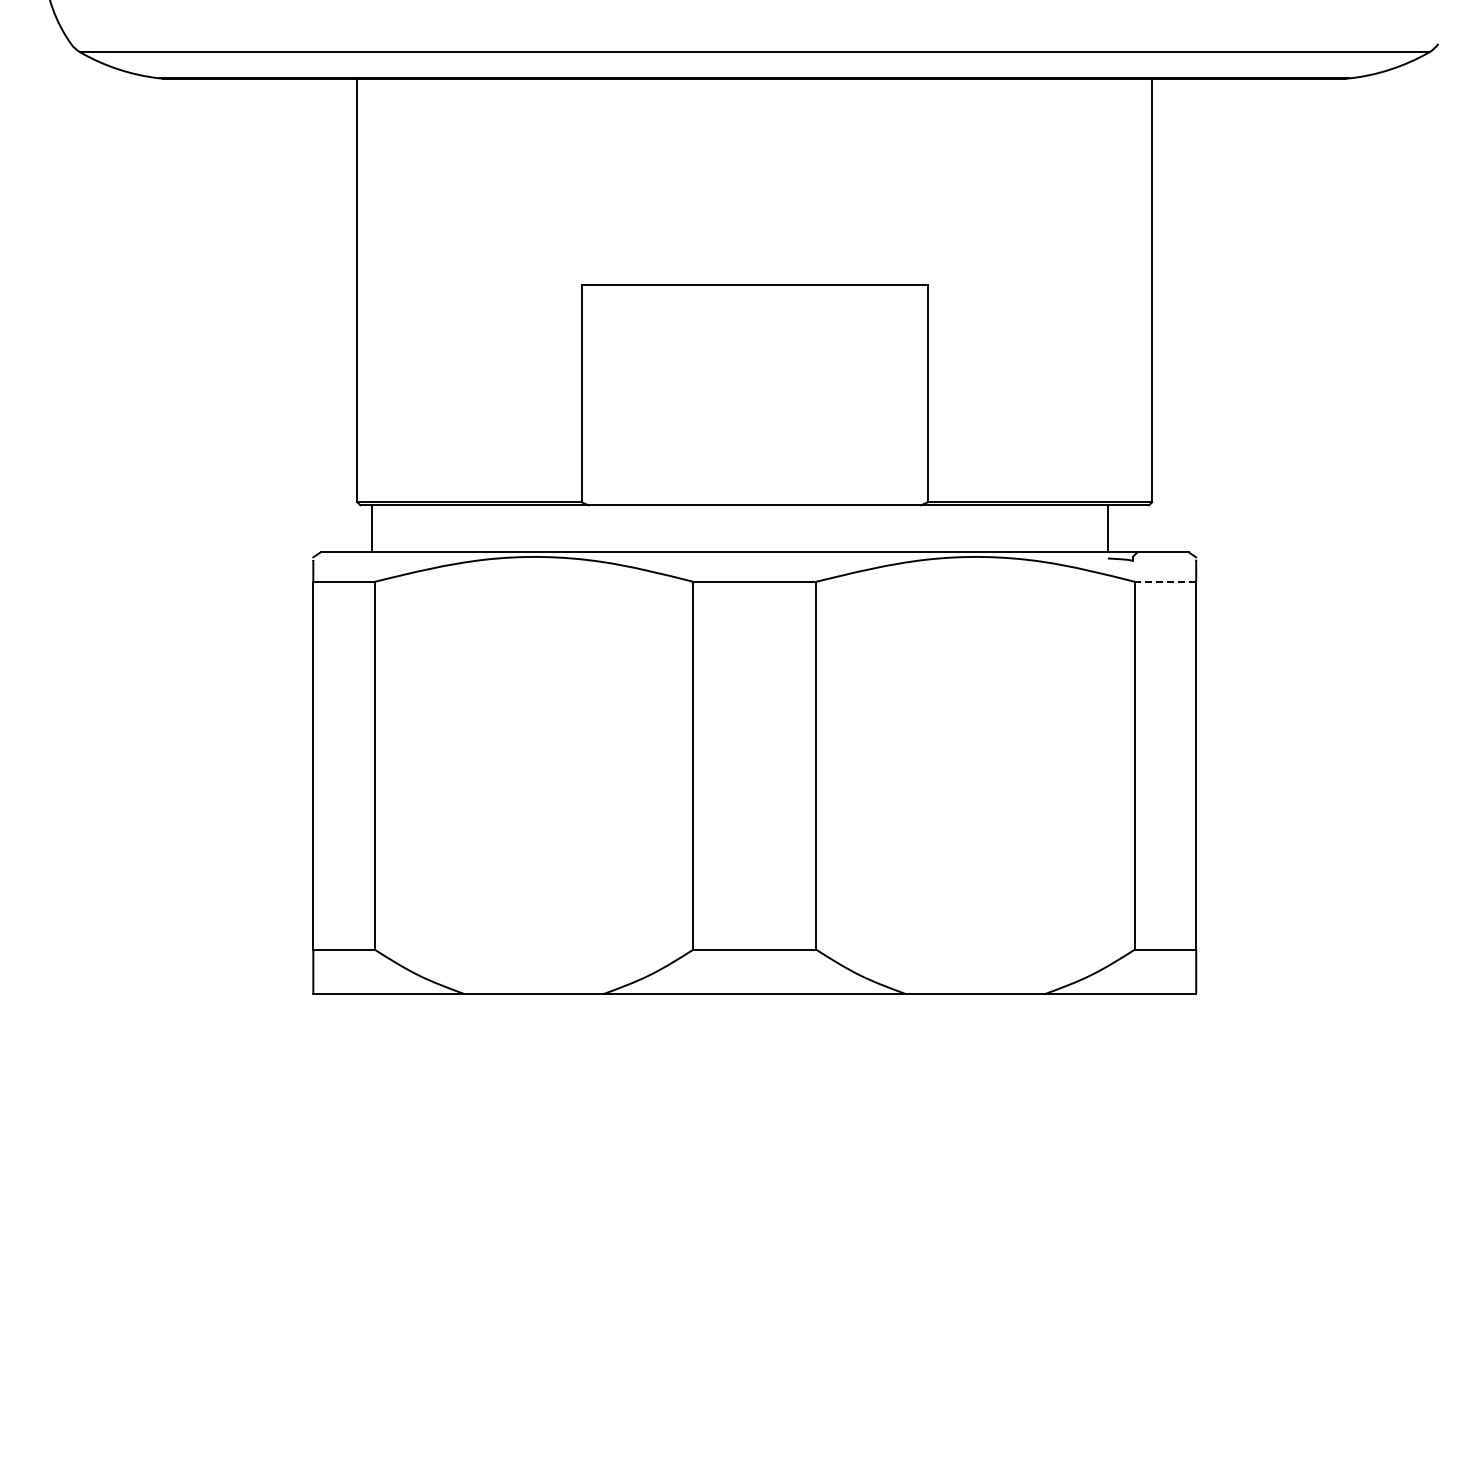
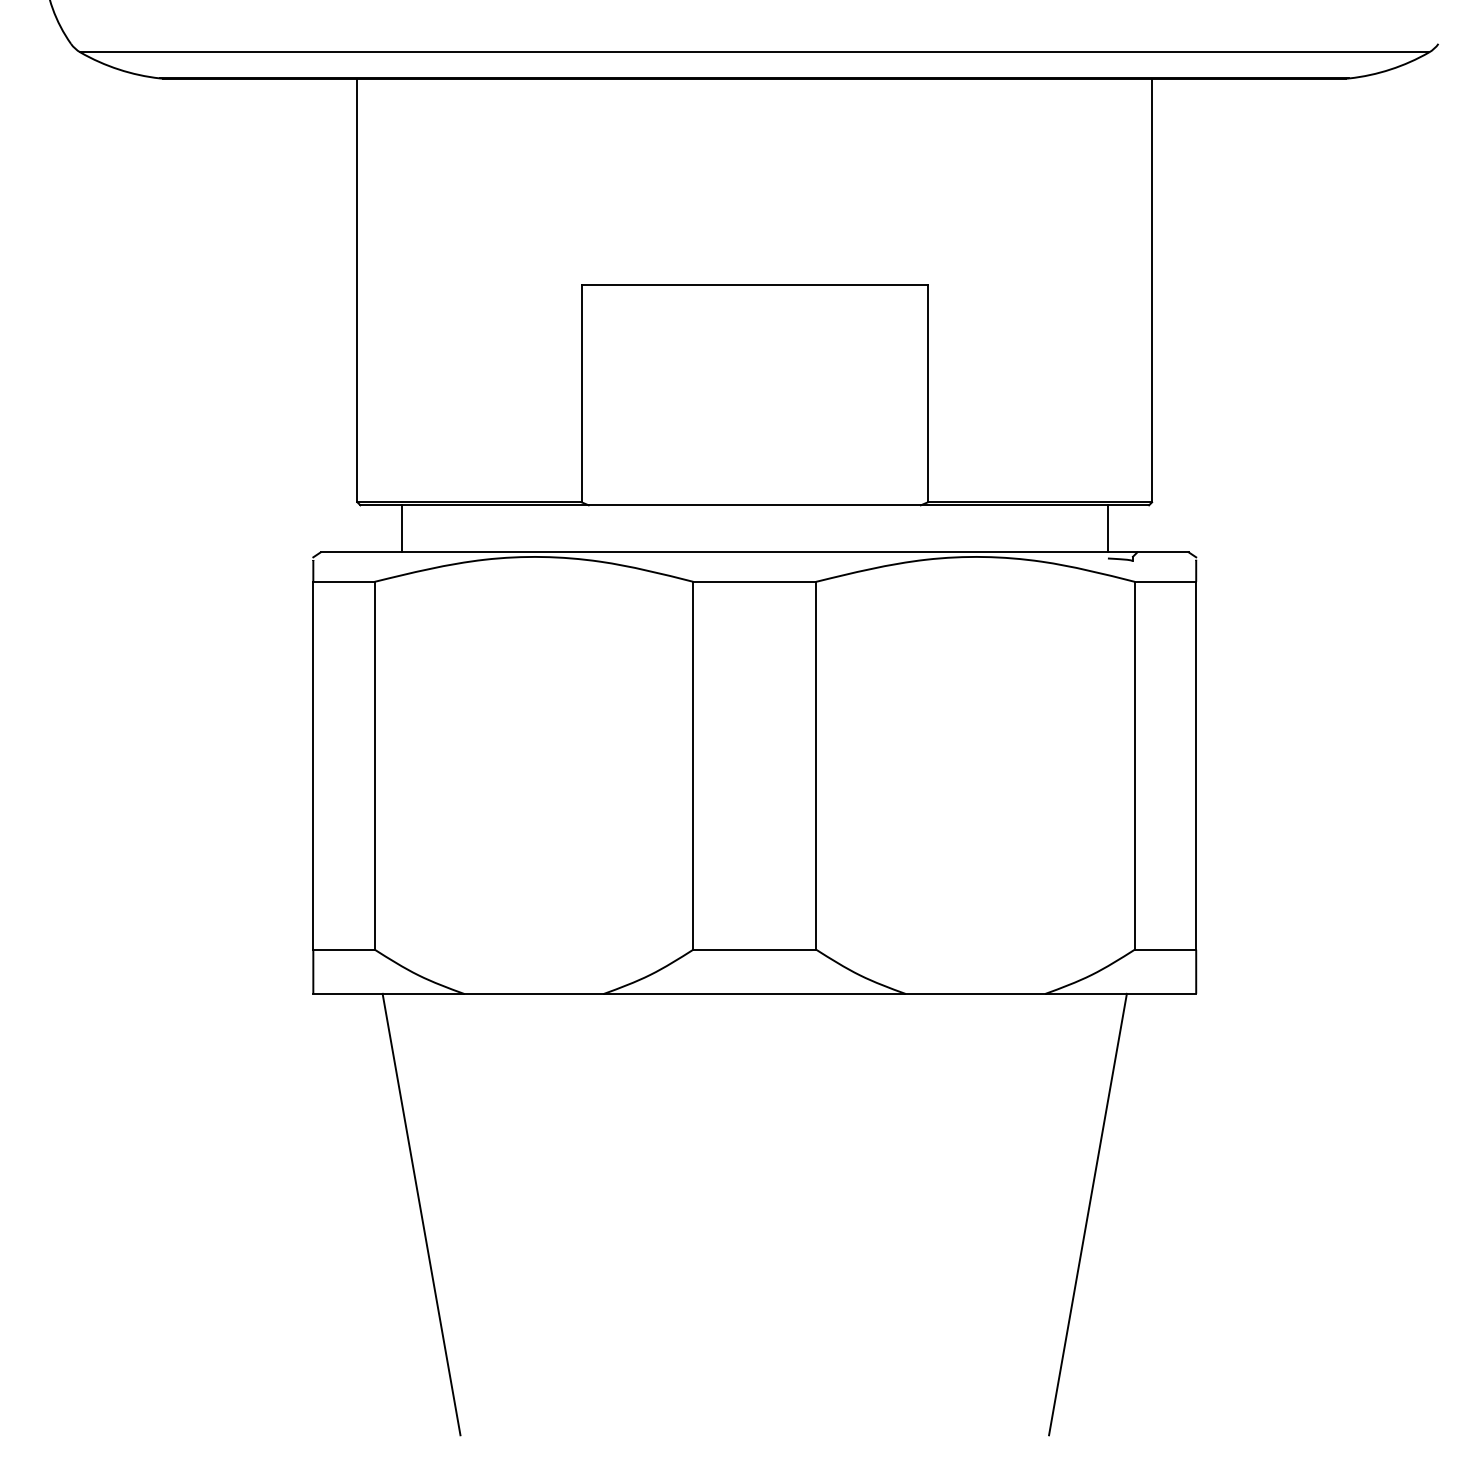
line position: (371, 528) -> (401, 528) (401, 528)
line: dashed -> solid (1165, 581)
line: none -> present (421, 1214)
line: none -> present (1087, 1214)
